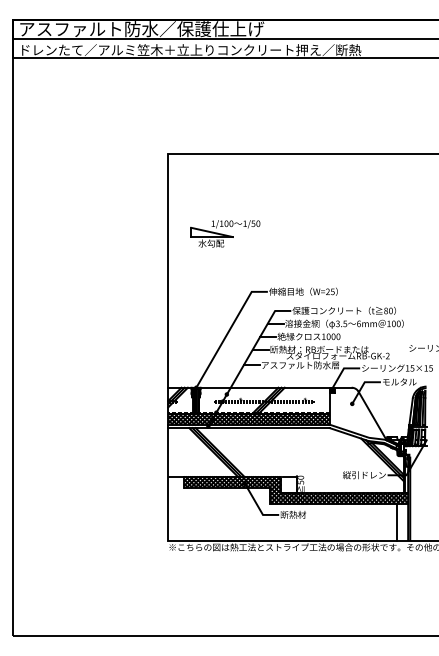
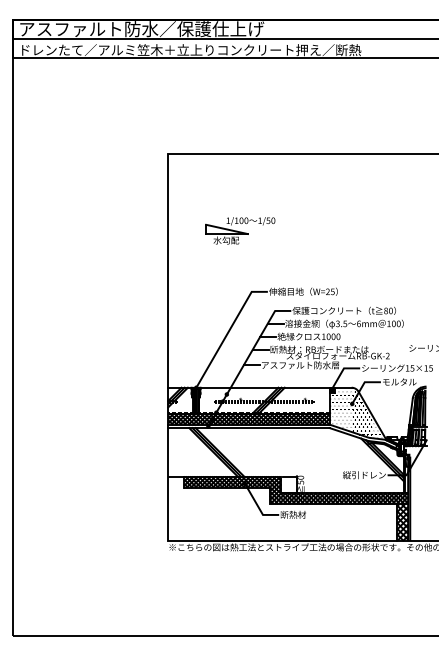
part position: (225, 233) -> (240, 230) (240, 230)
hatch: none -> present (356, 413)
hatch: none -> present (402, 522)
